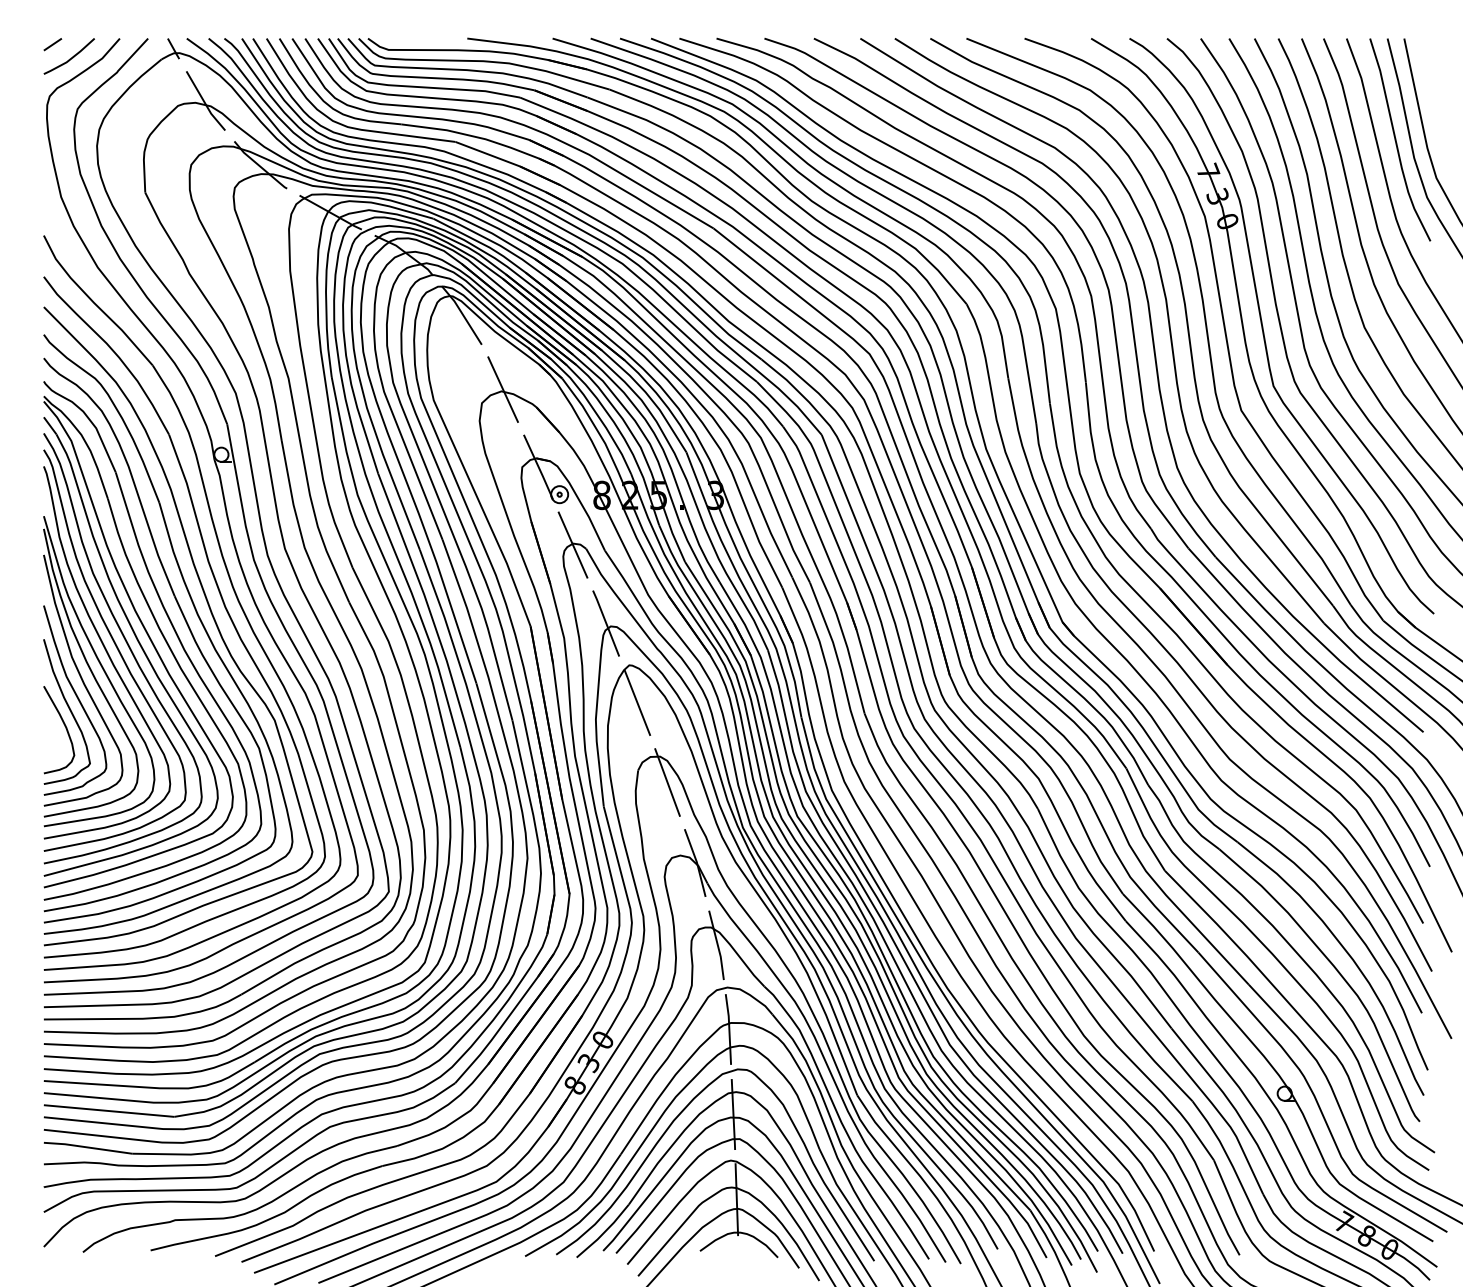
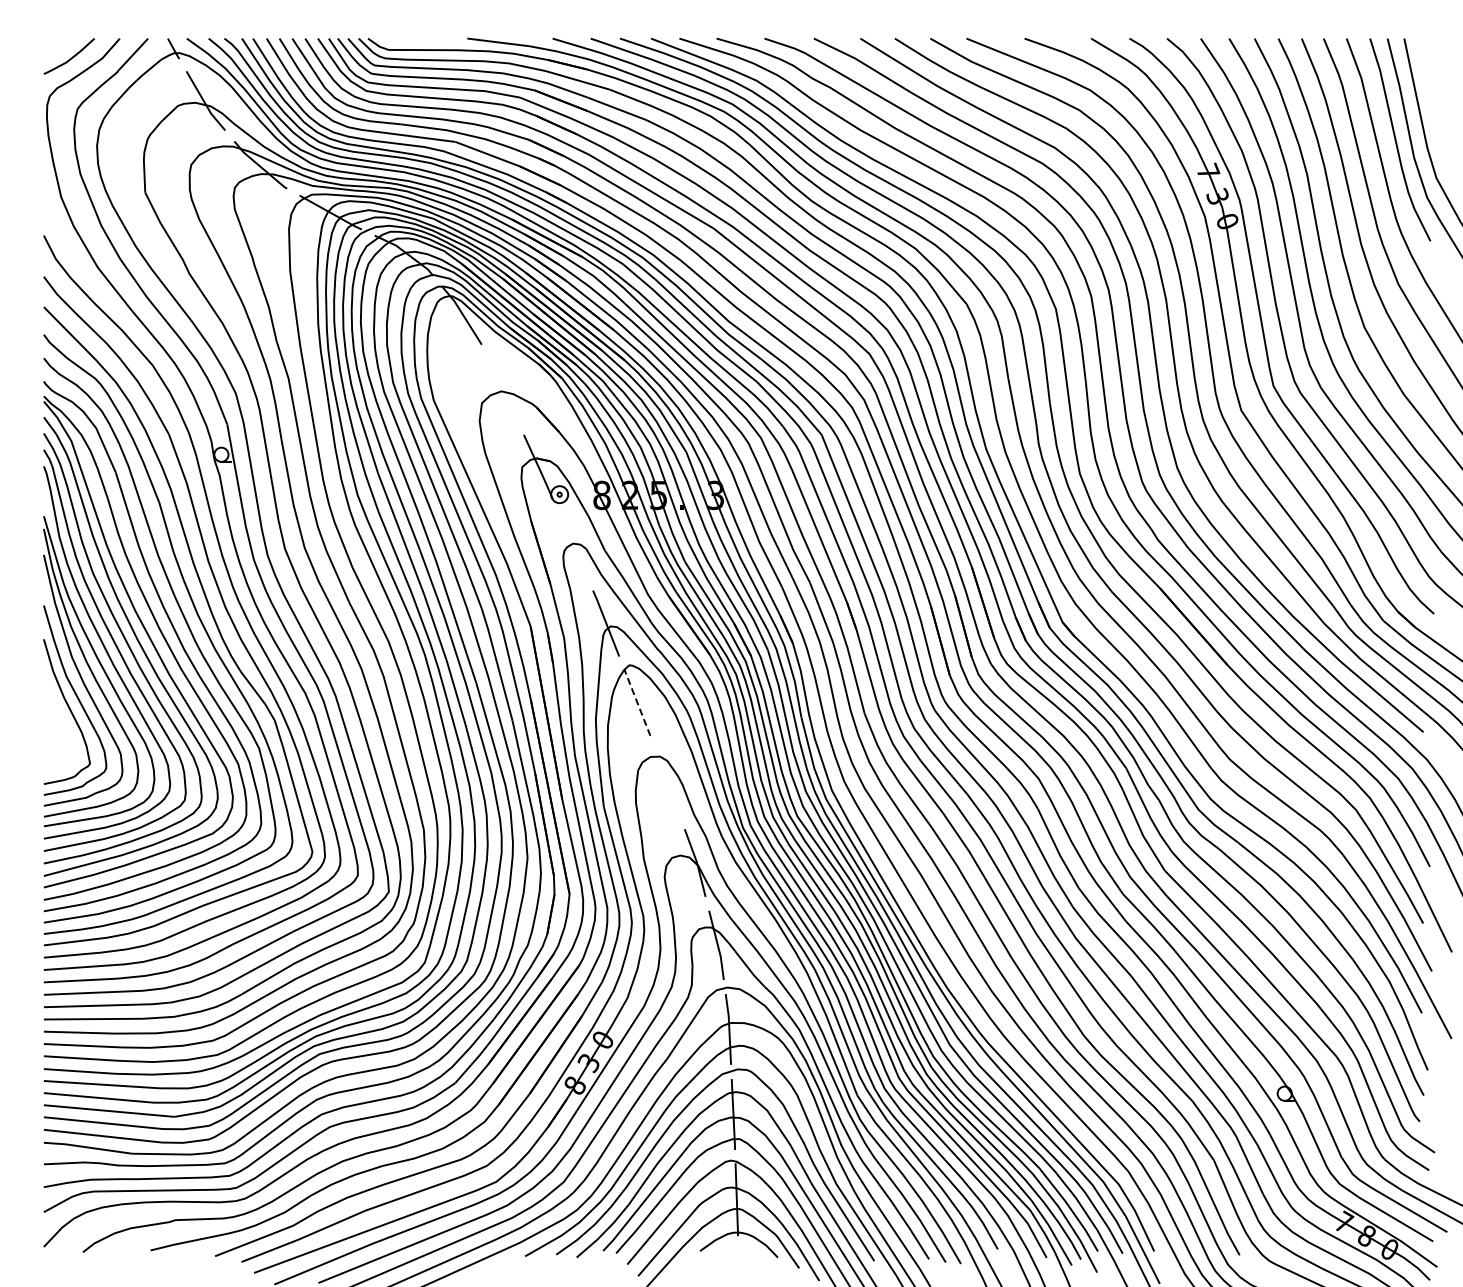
line: present -> none (52, 44)
line: present -> none (502, 389)
line: present -> none (572, 544)
line: solid -> dashed (637, 703)
curve: present -> none (65, 728)
line: present -> none (667, 782)
